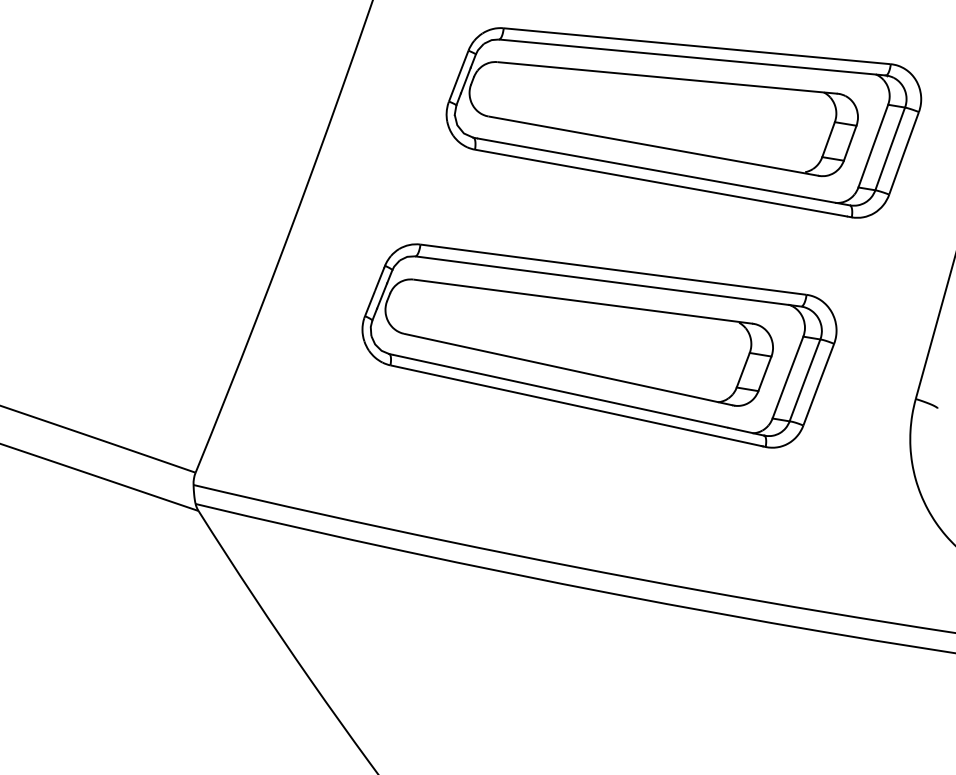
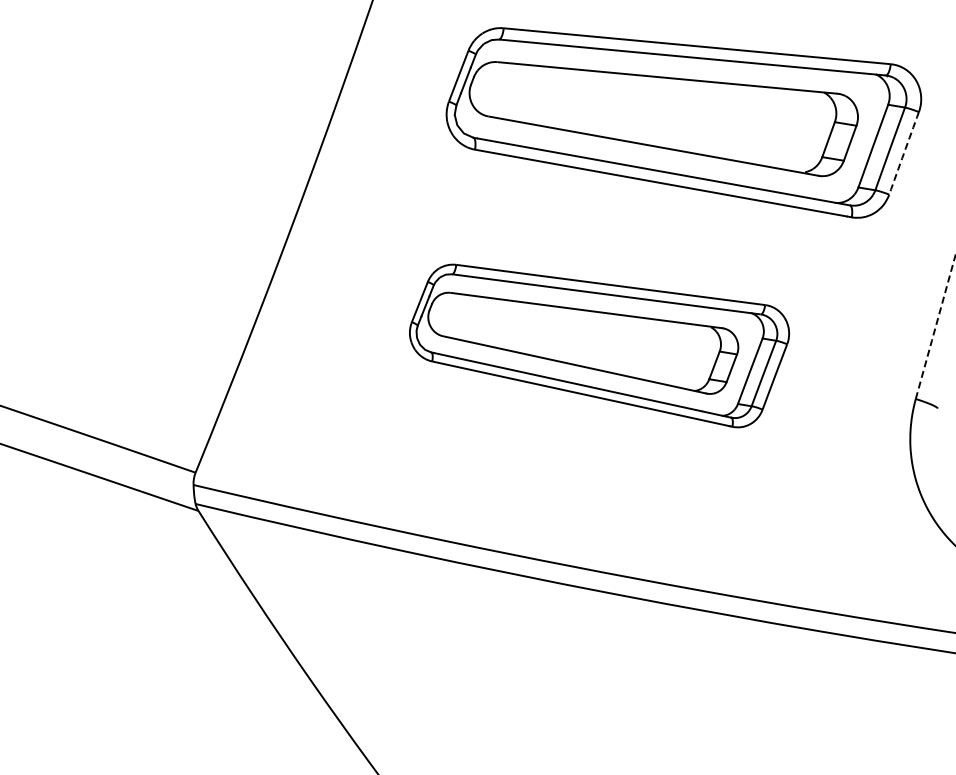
arc: solid -> dashed (904, 153)
arc: solid -> dashed (935, 325)
part size: 477x206 px -> 381x166 px (599, 345)
